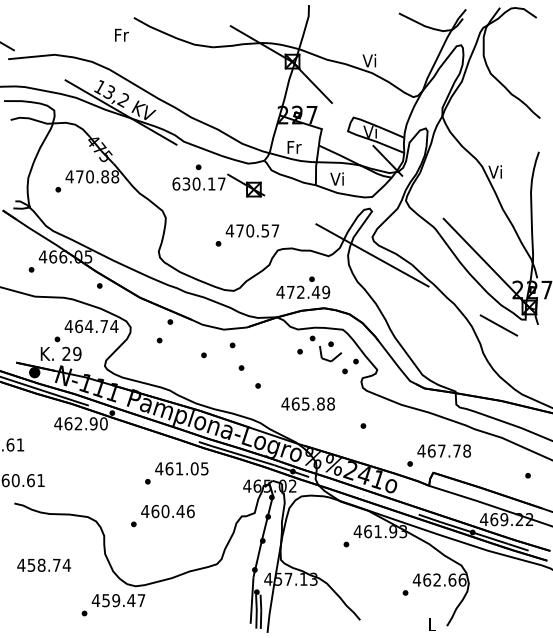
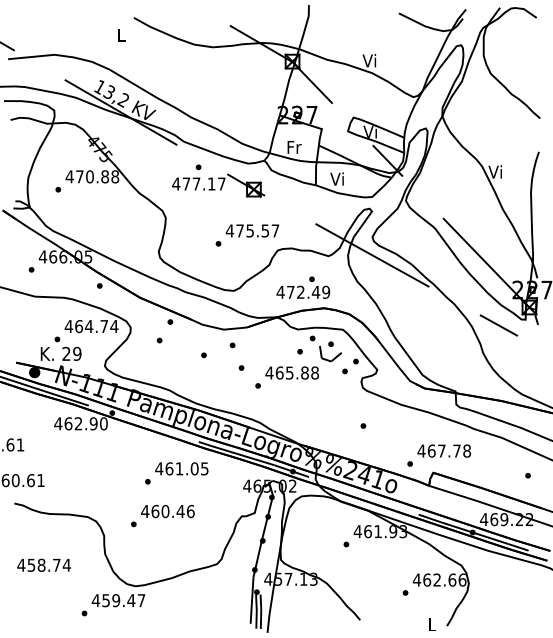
text: Fr -> L (122, 34)
text: 630.17 -> 477.17 (186, 183)
text: 470.57 -> 475.57 (250, 230)
text position: (307, 403) -> (291, 372) (291, 372)
